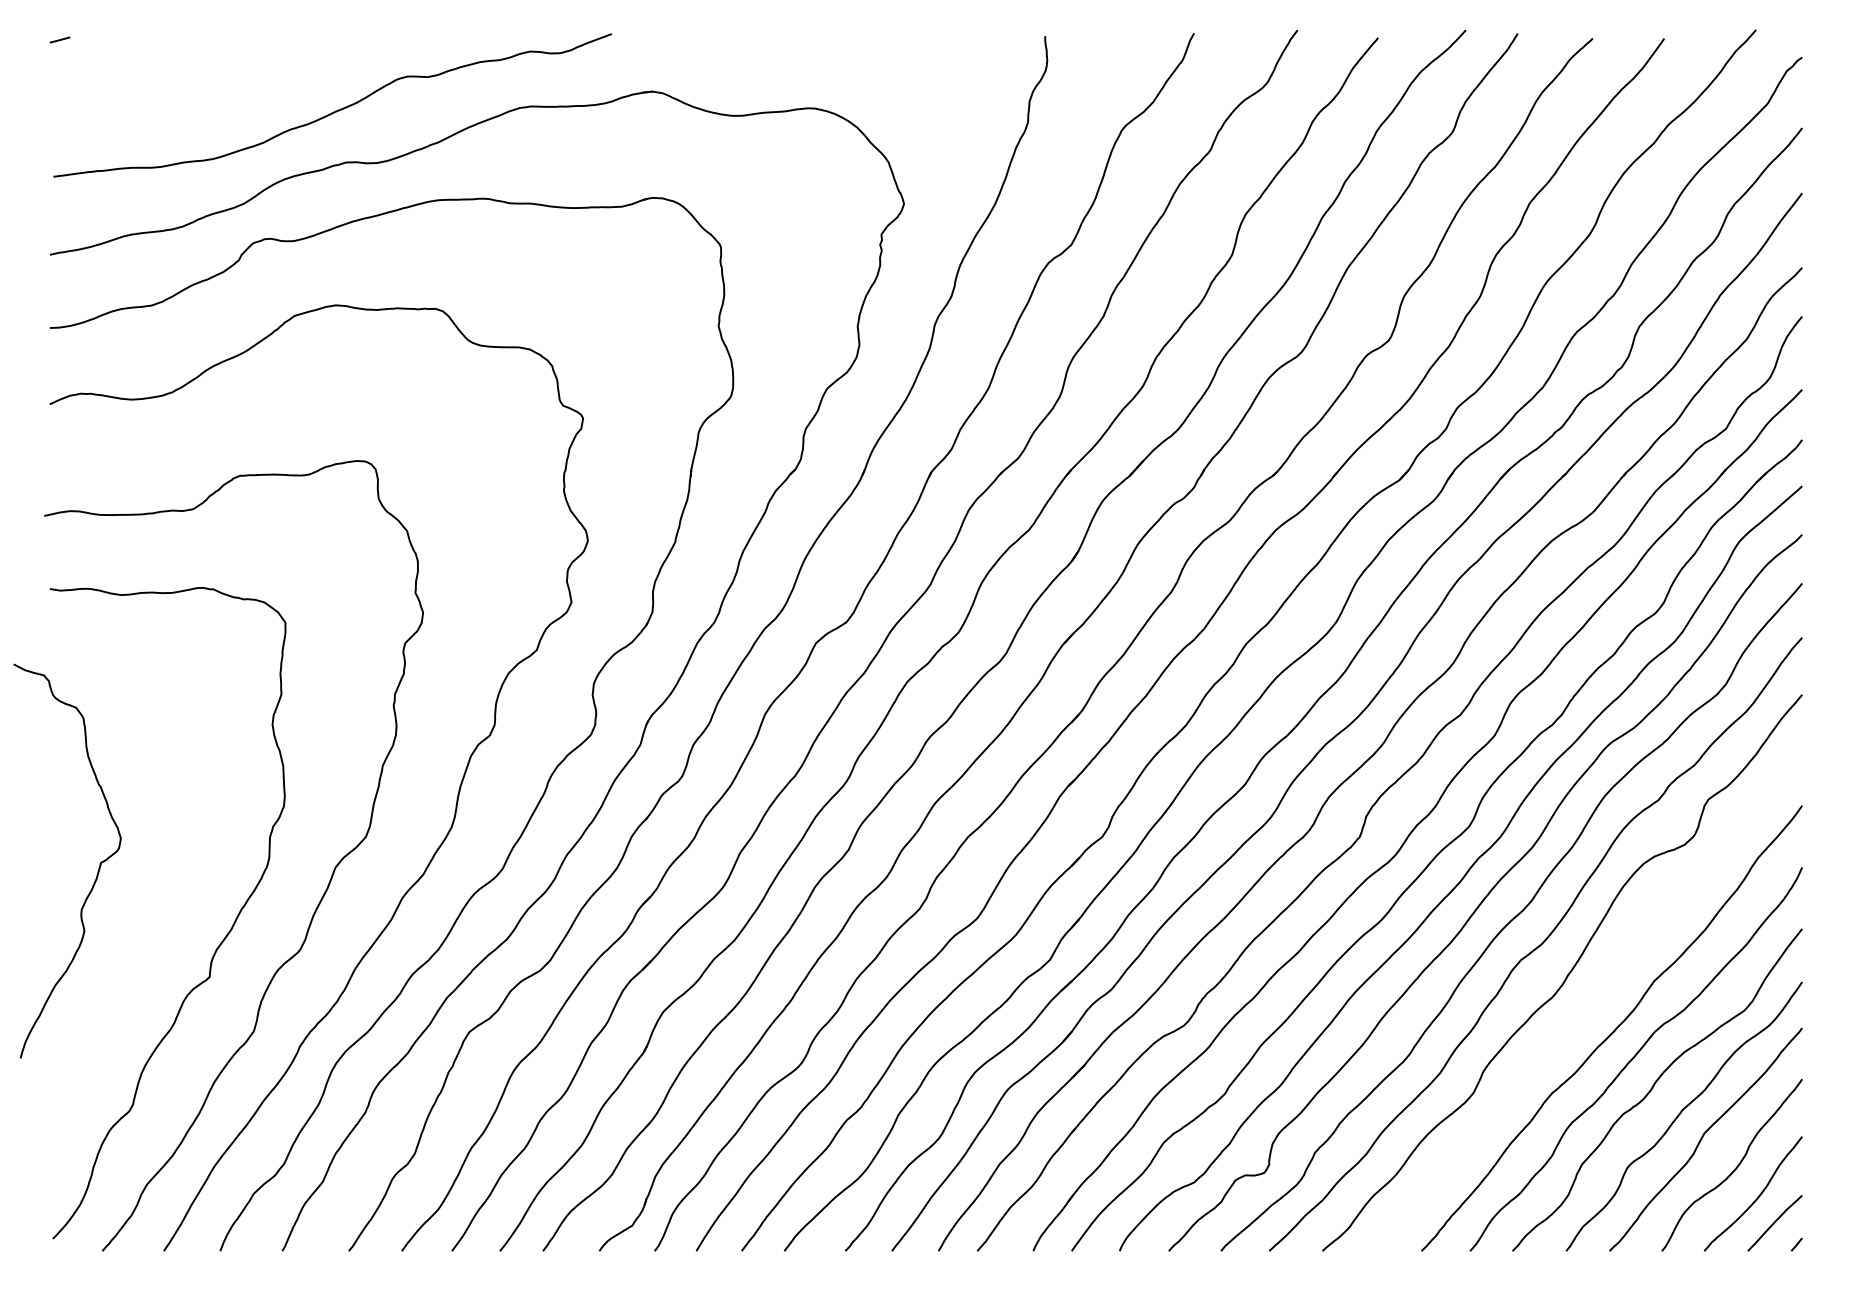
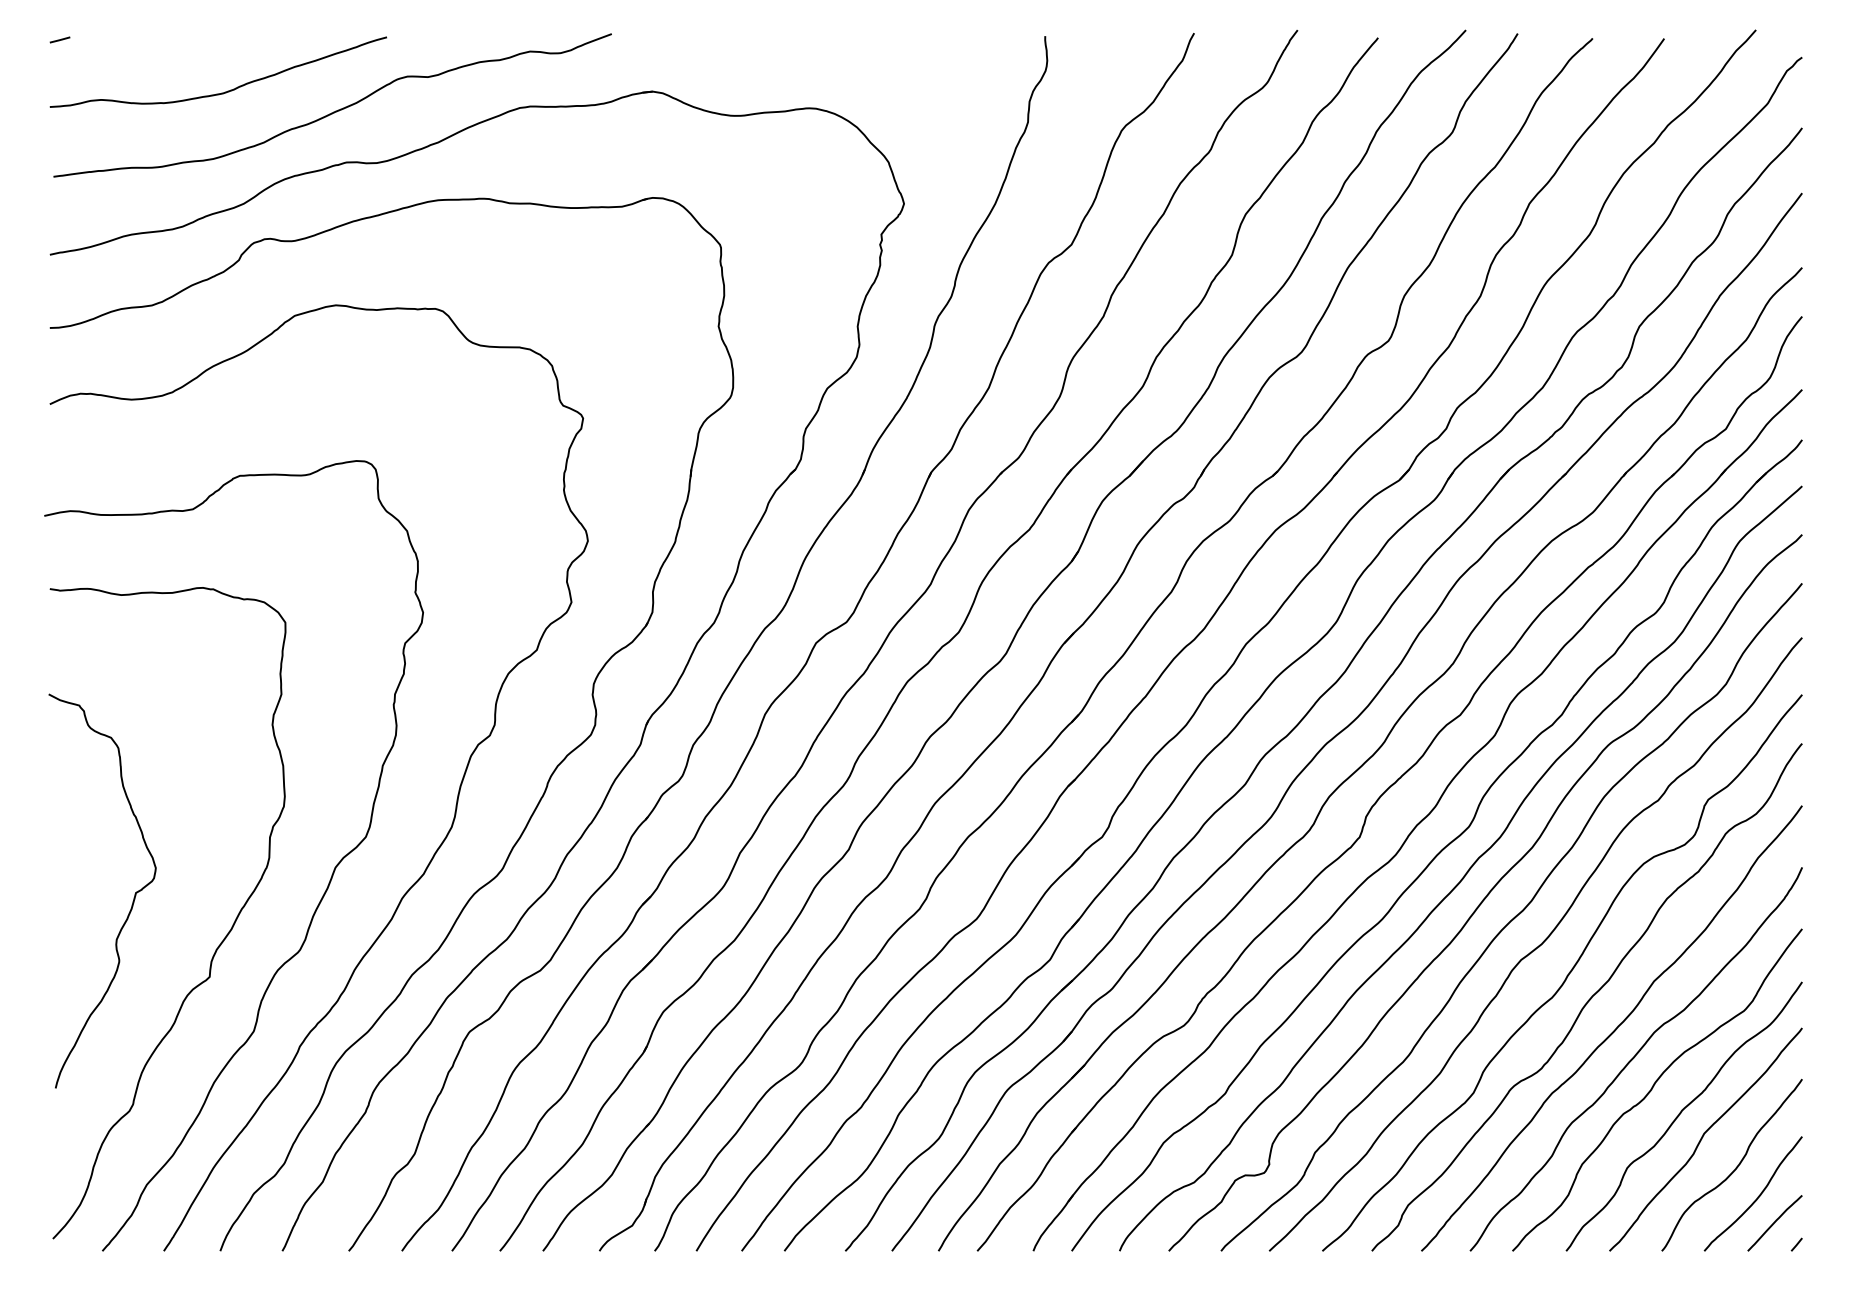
curve: none -> present (221, 92)
curve position: (98, 867) -> (133, 897) (133, 897)
curve: none -> present (1588, 999)
